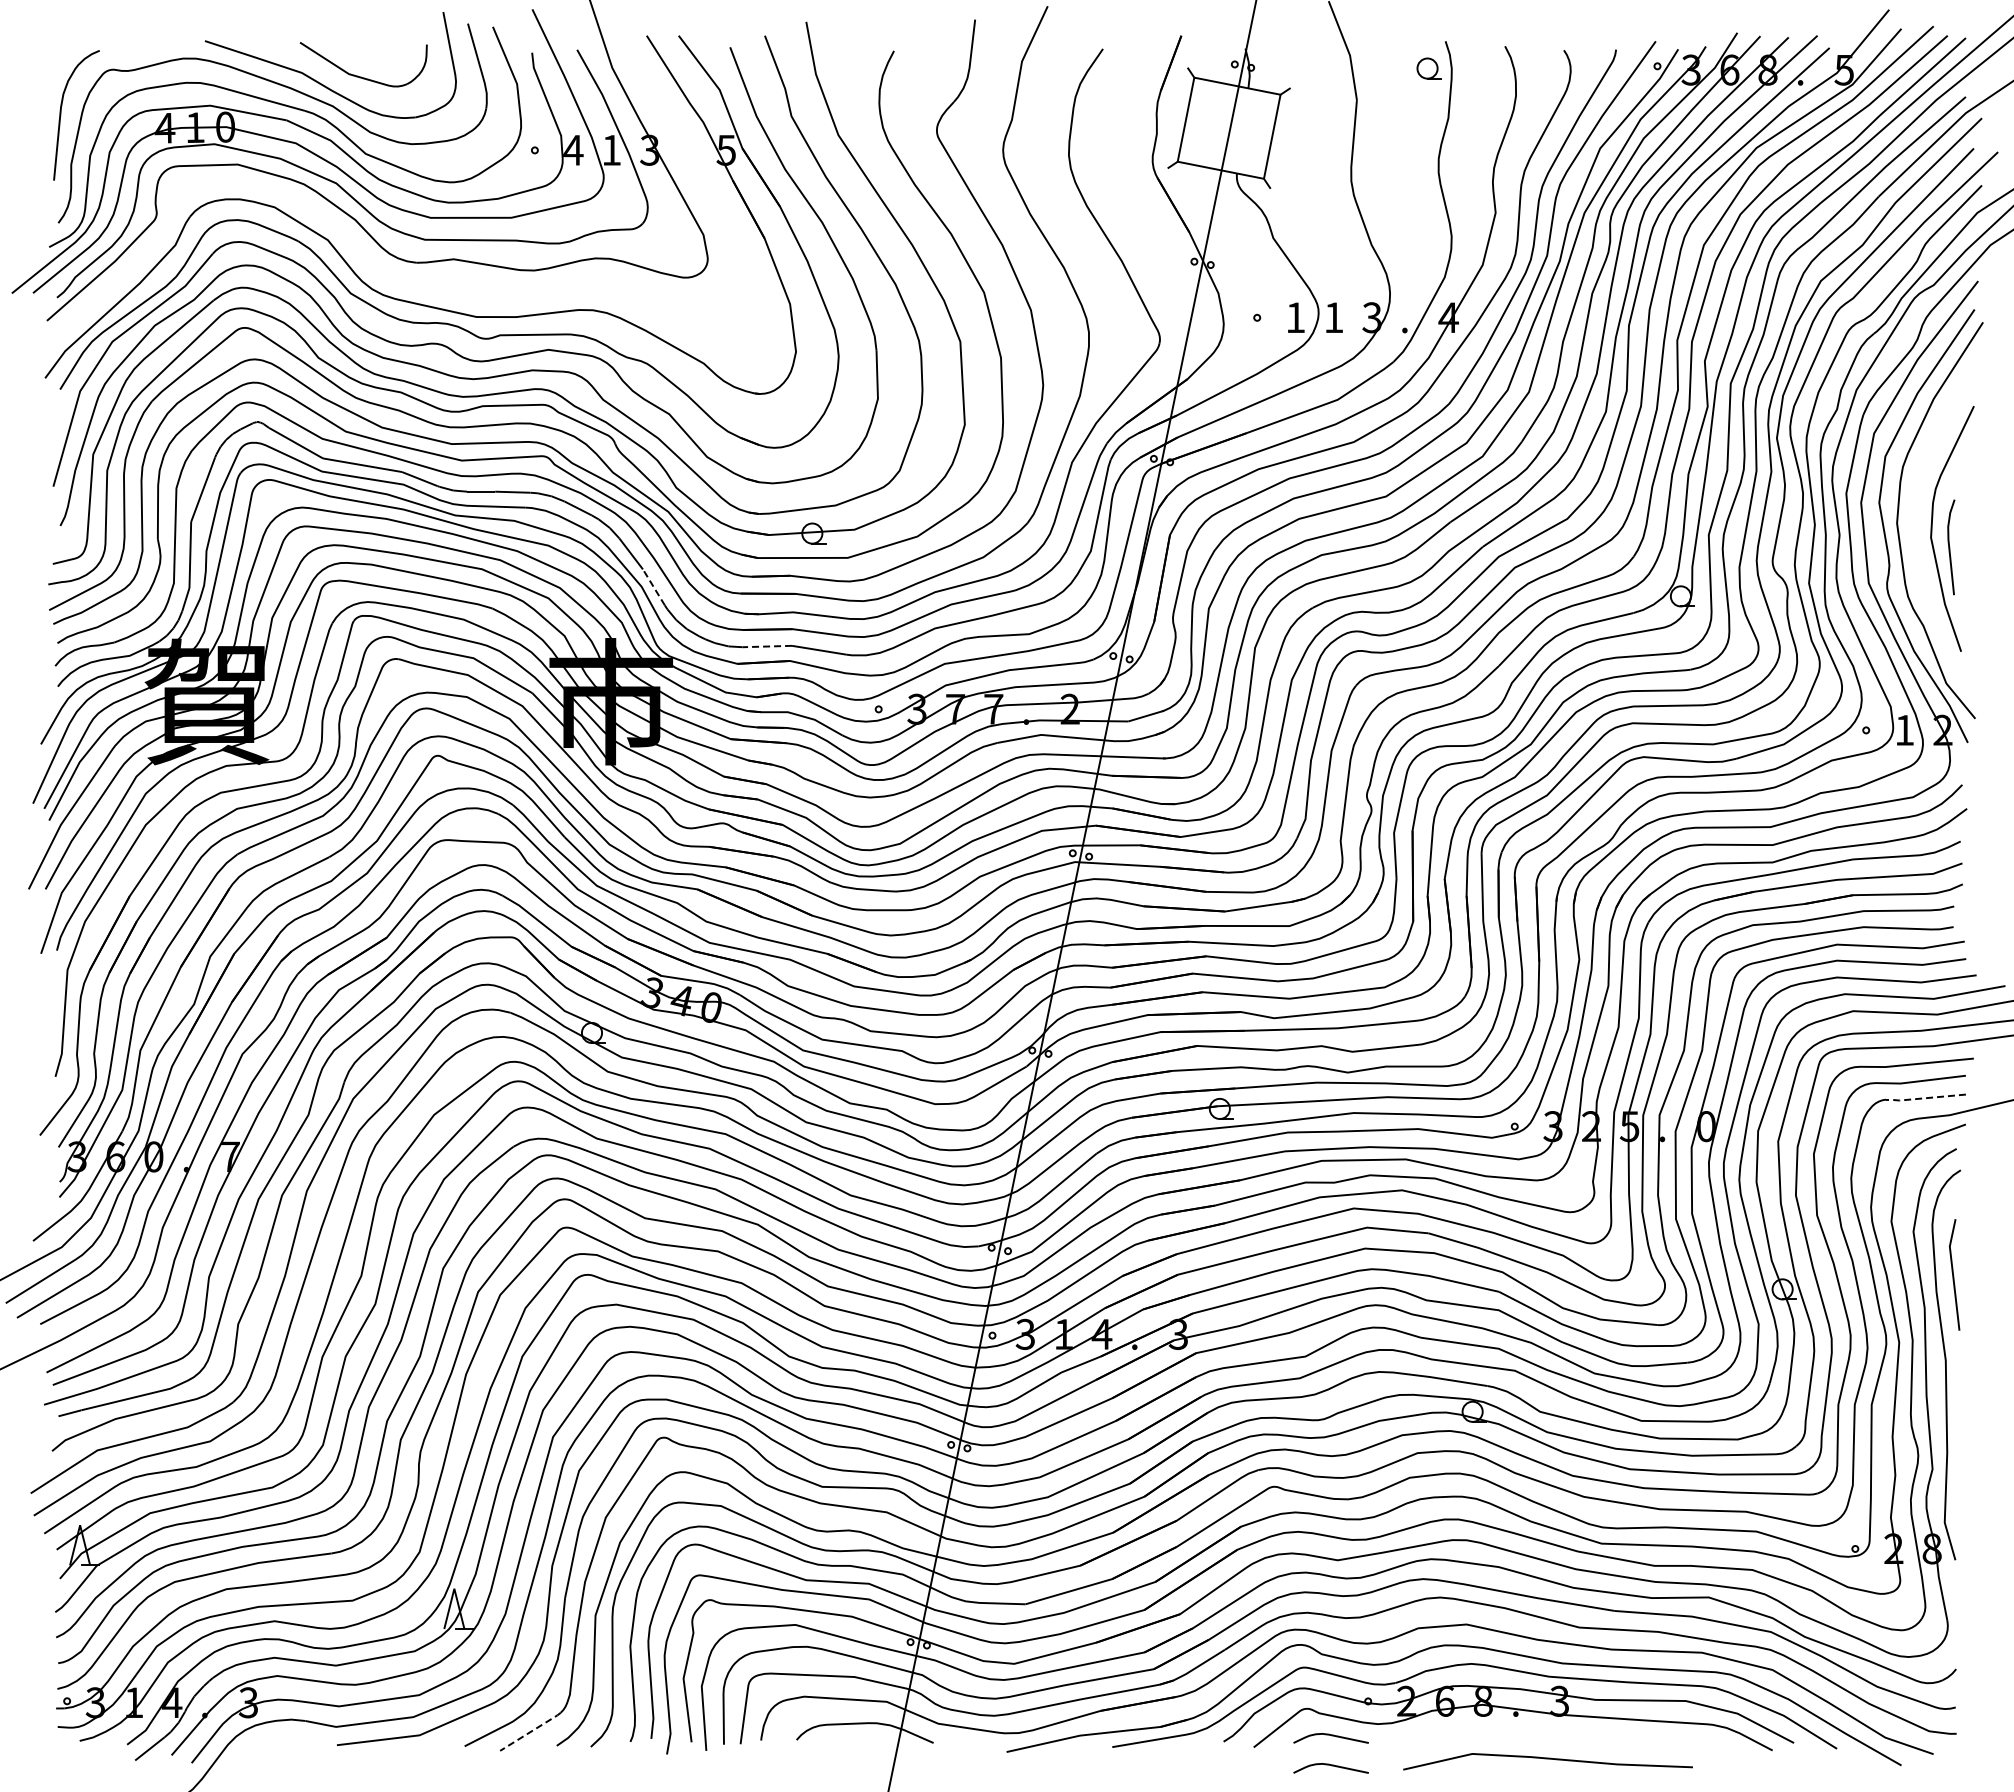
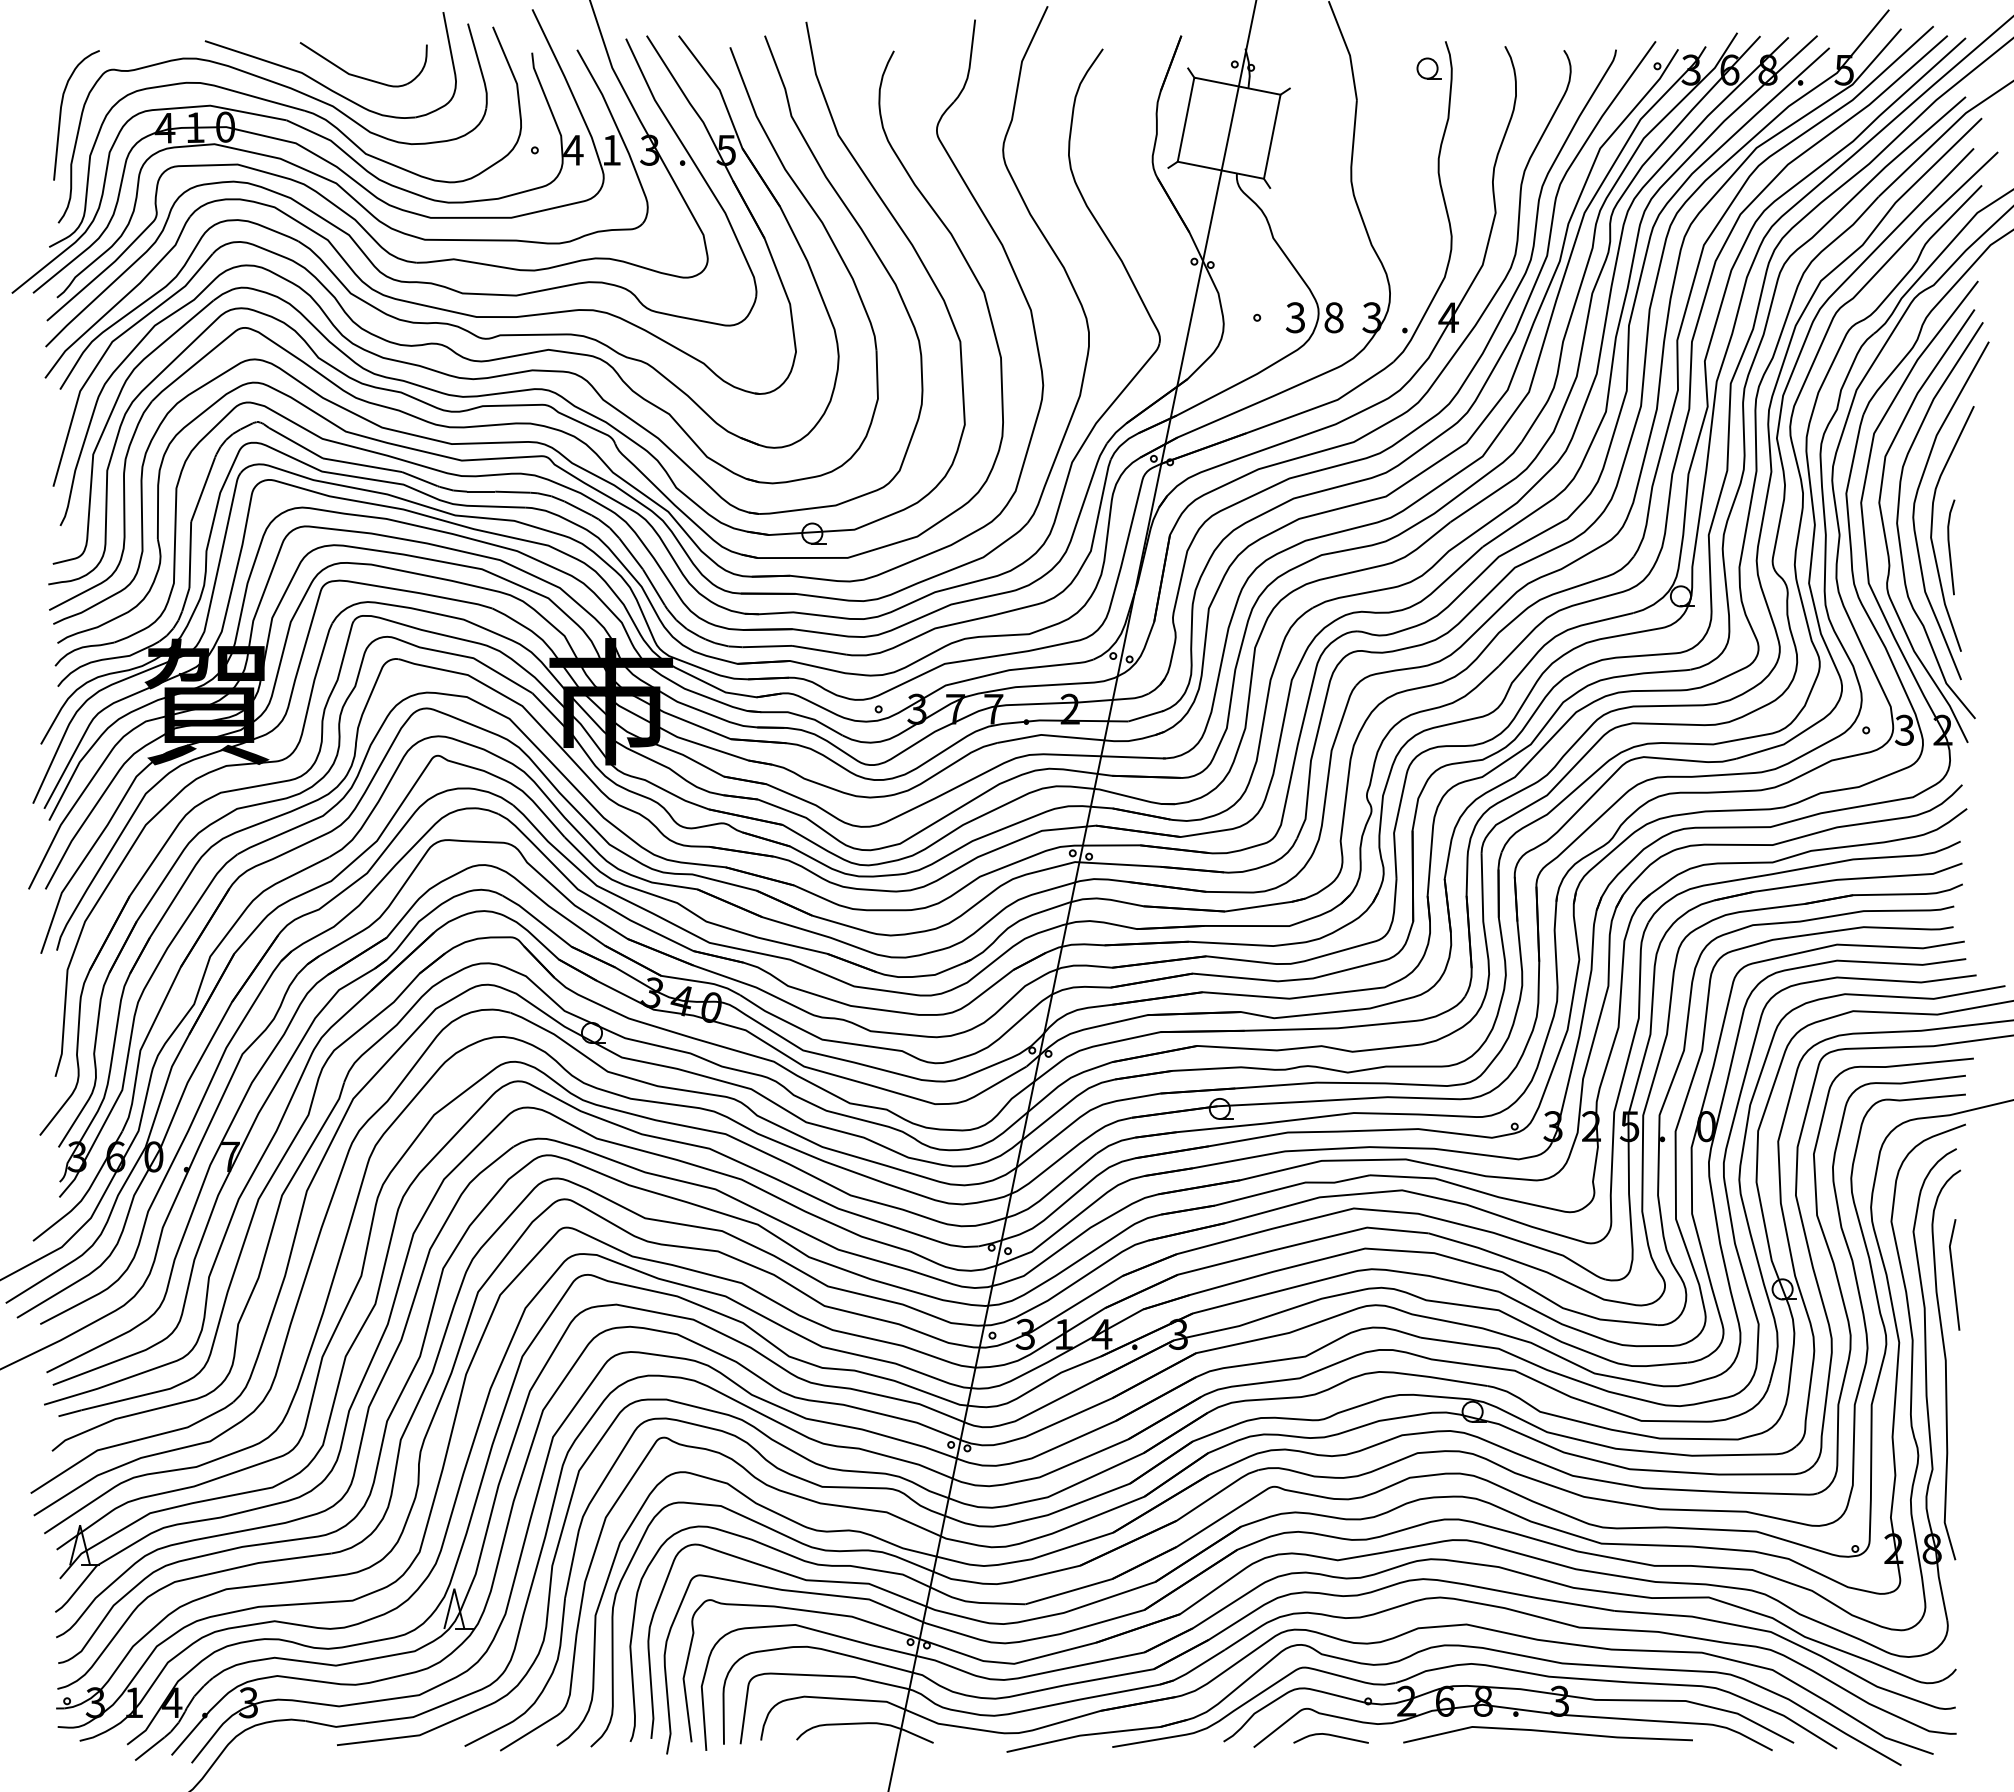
part: none -> present (353, 238)
text: 1 -> 3 (1294, 317)
text: 1 -> 8 (1333, 317)
curve: none -> present (1915, 505)
line: dashed -> solid (653, 587)
line: dashed -> solid (767, 646)
text: 1 -> 3 (1903, 729)
line: dashed -> solid (1924, 1098)
line: dashed -> solid (531, 1731)
line position: (1547, 1759) -> (1547, 1732) (1547, 1732)
curve: present -> none (1331, 1766)
